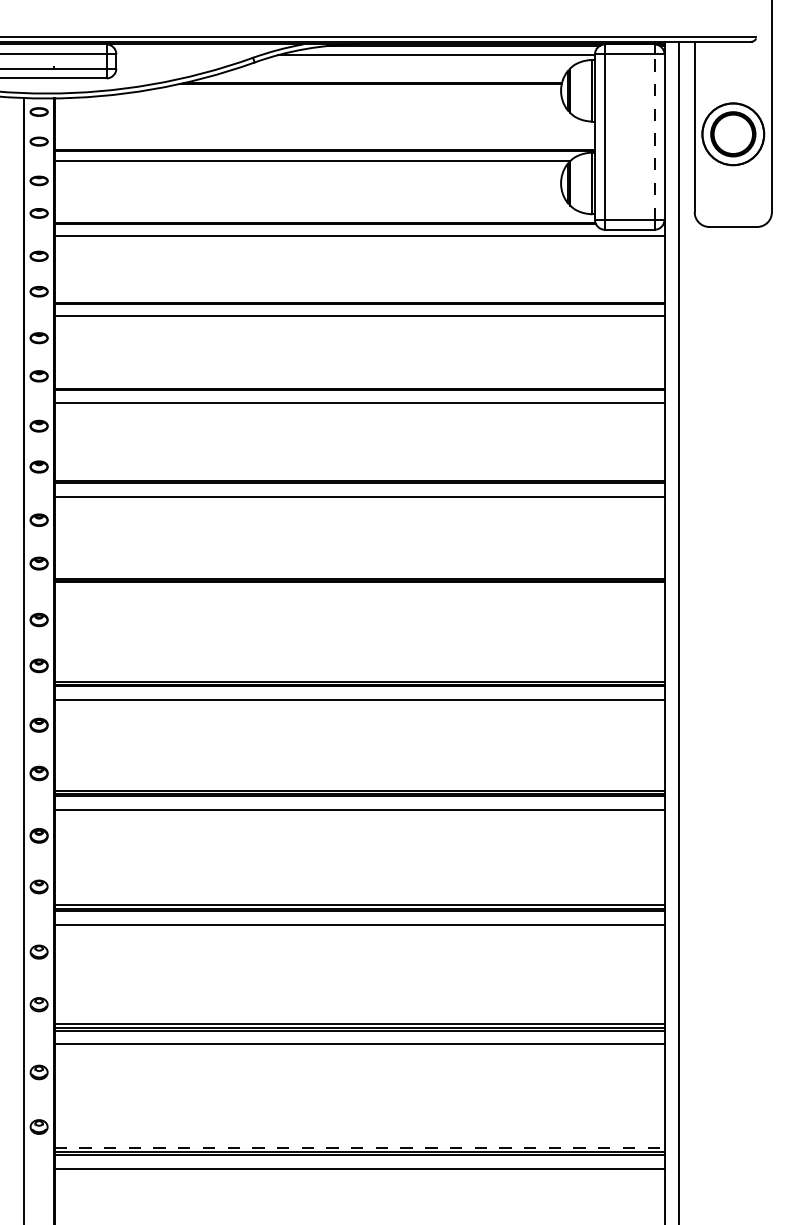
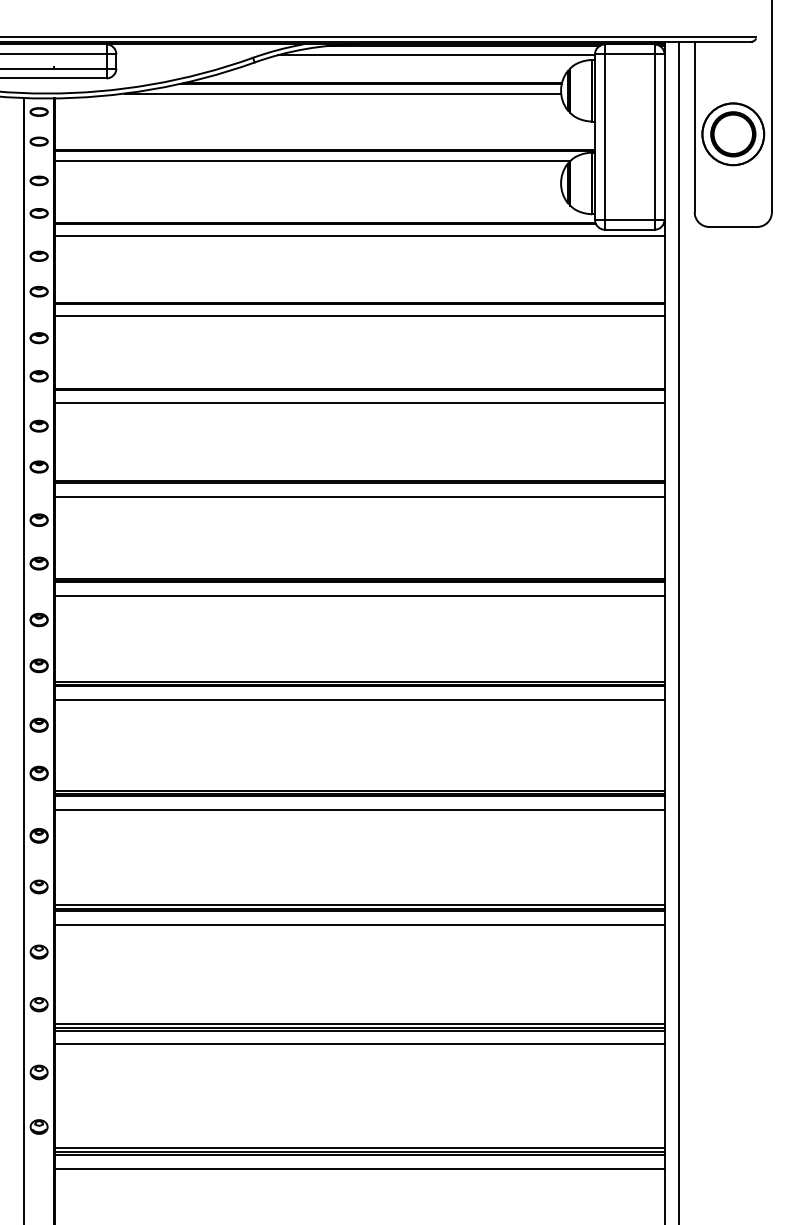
line: none -> present (342, 93)
line: dashed -> solid (654, 137)
line: none -> present (359, 595)
line: dashed -> solid (359, 1147)
